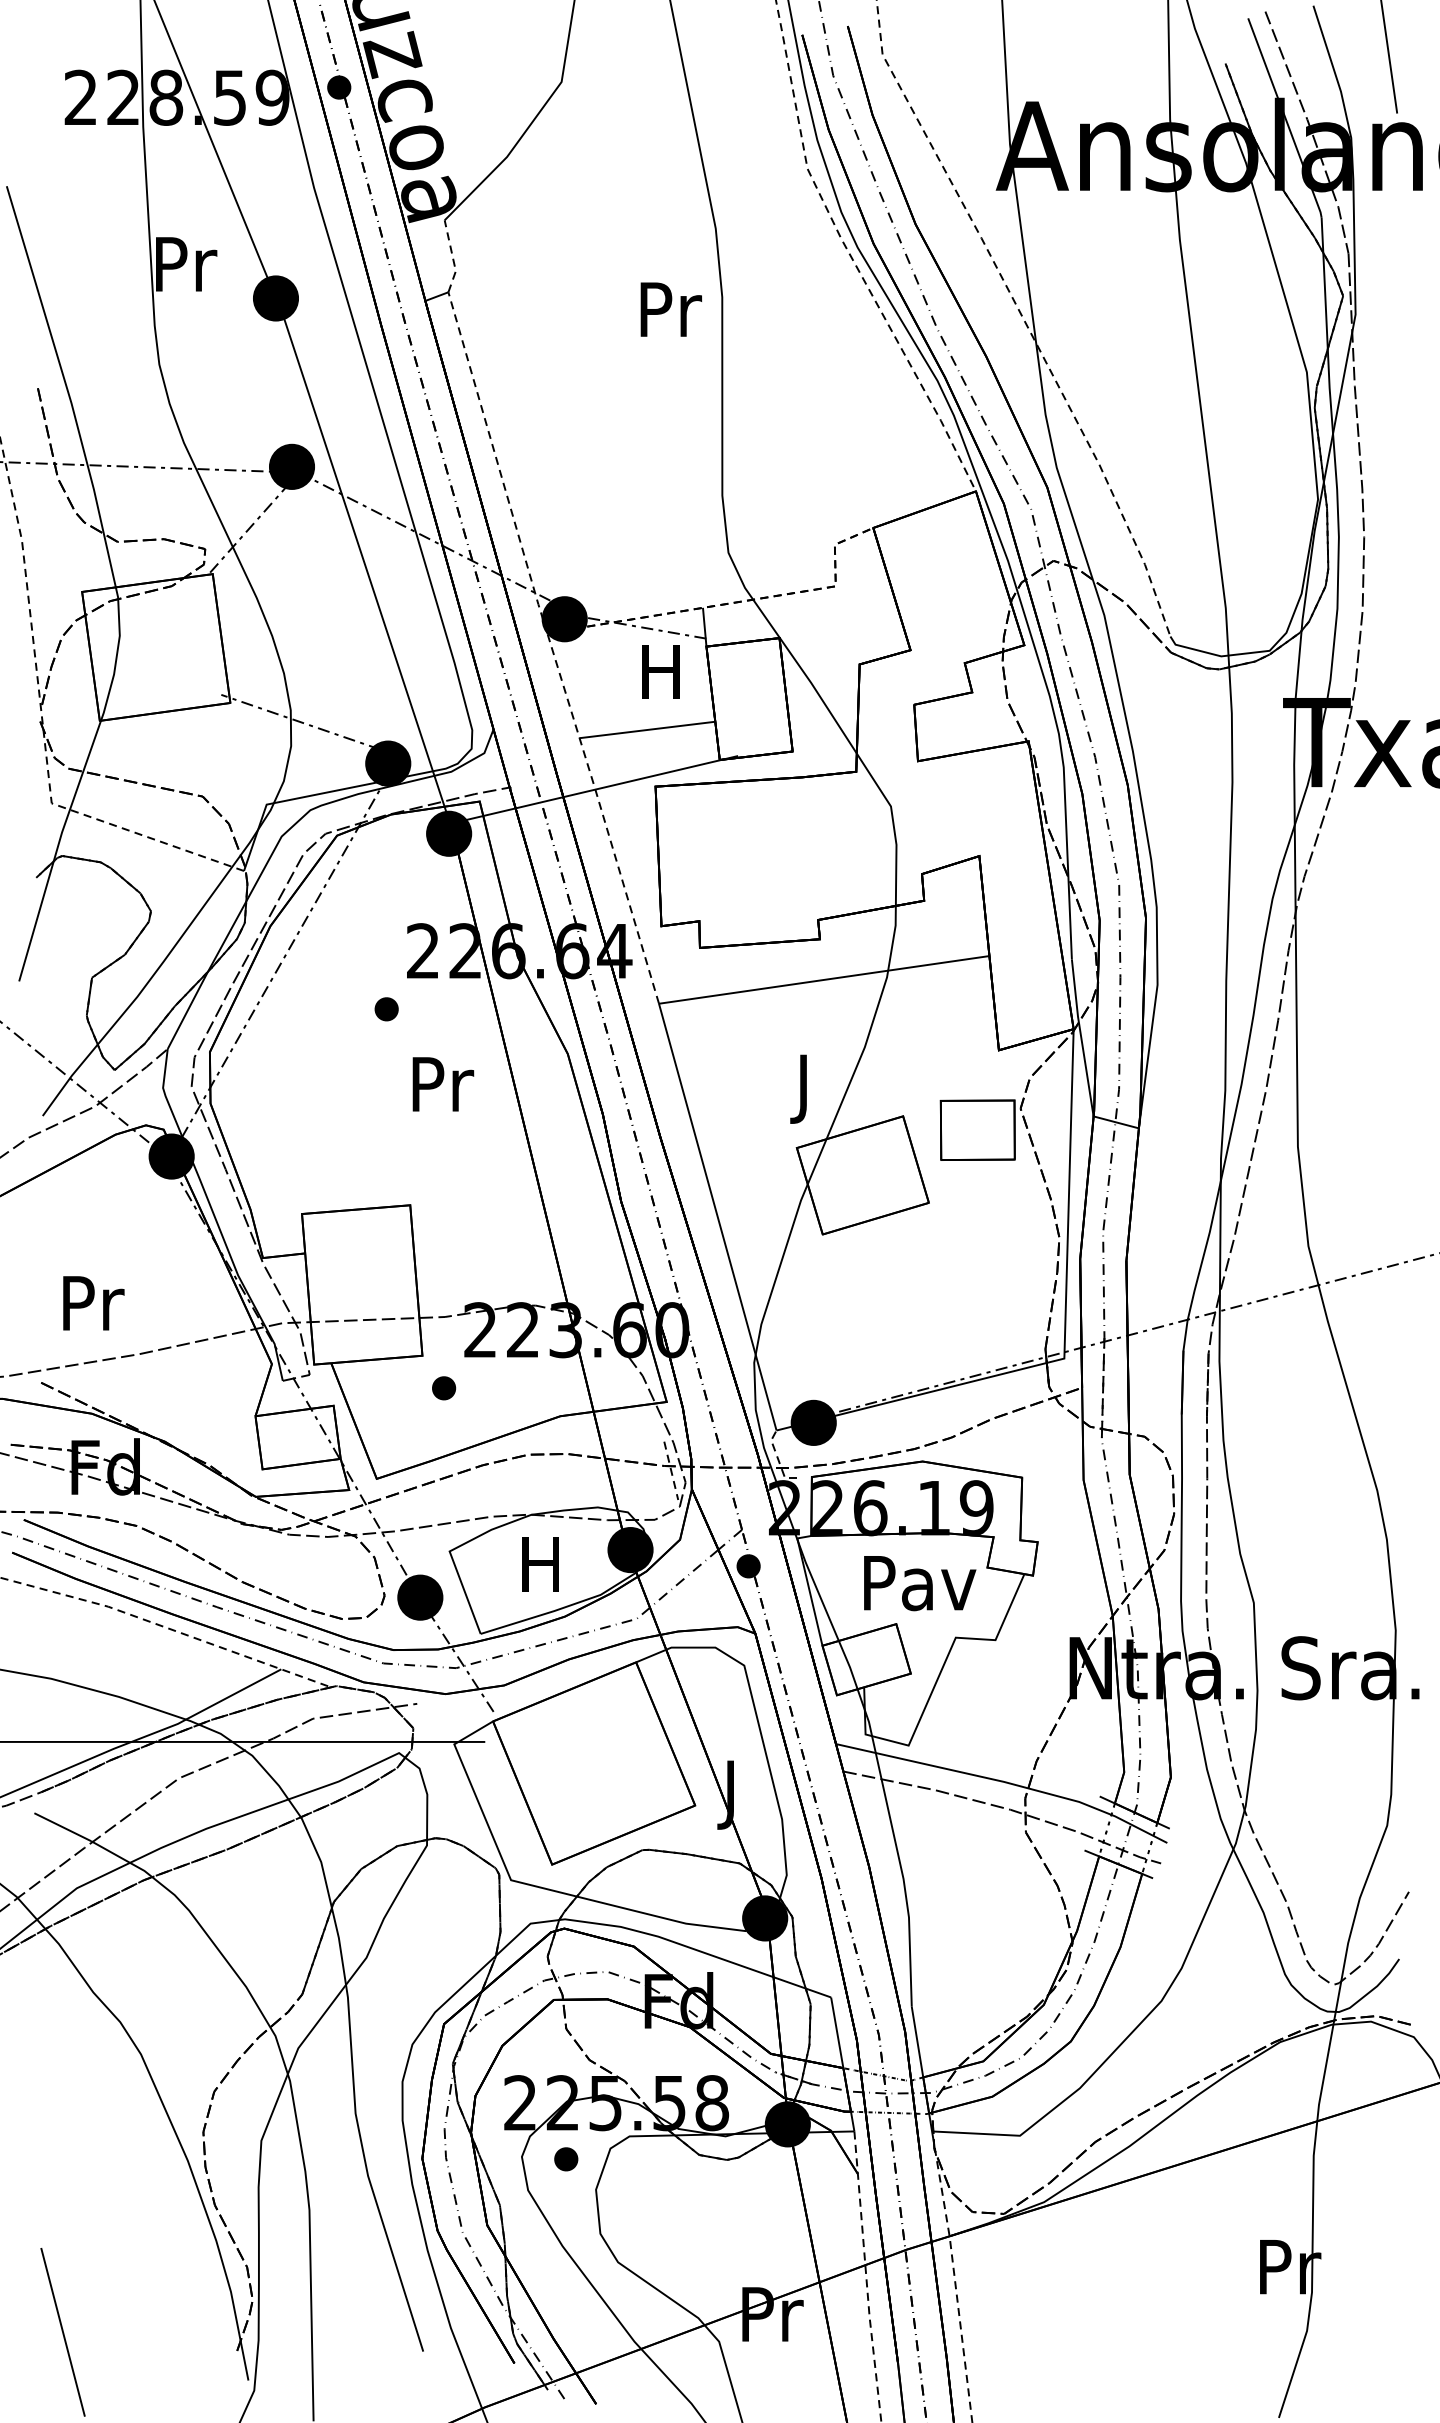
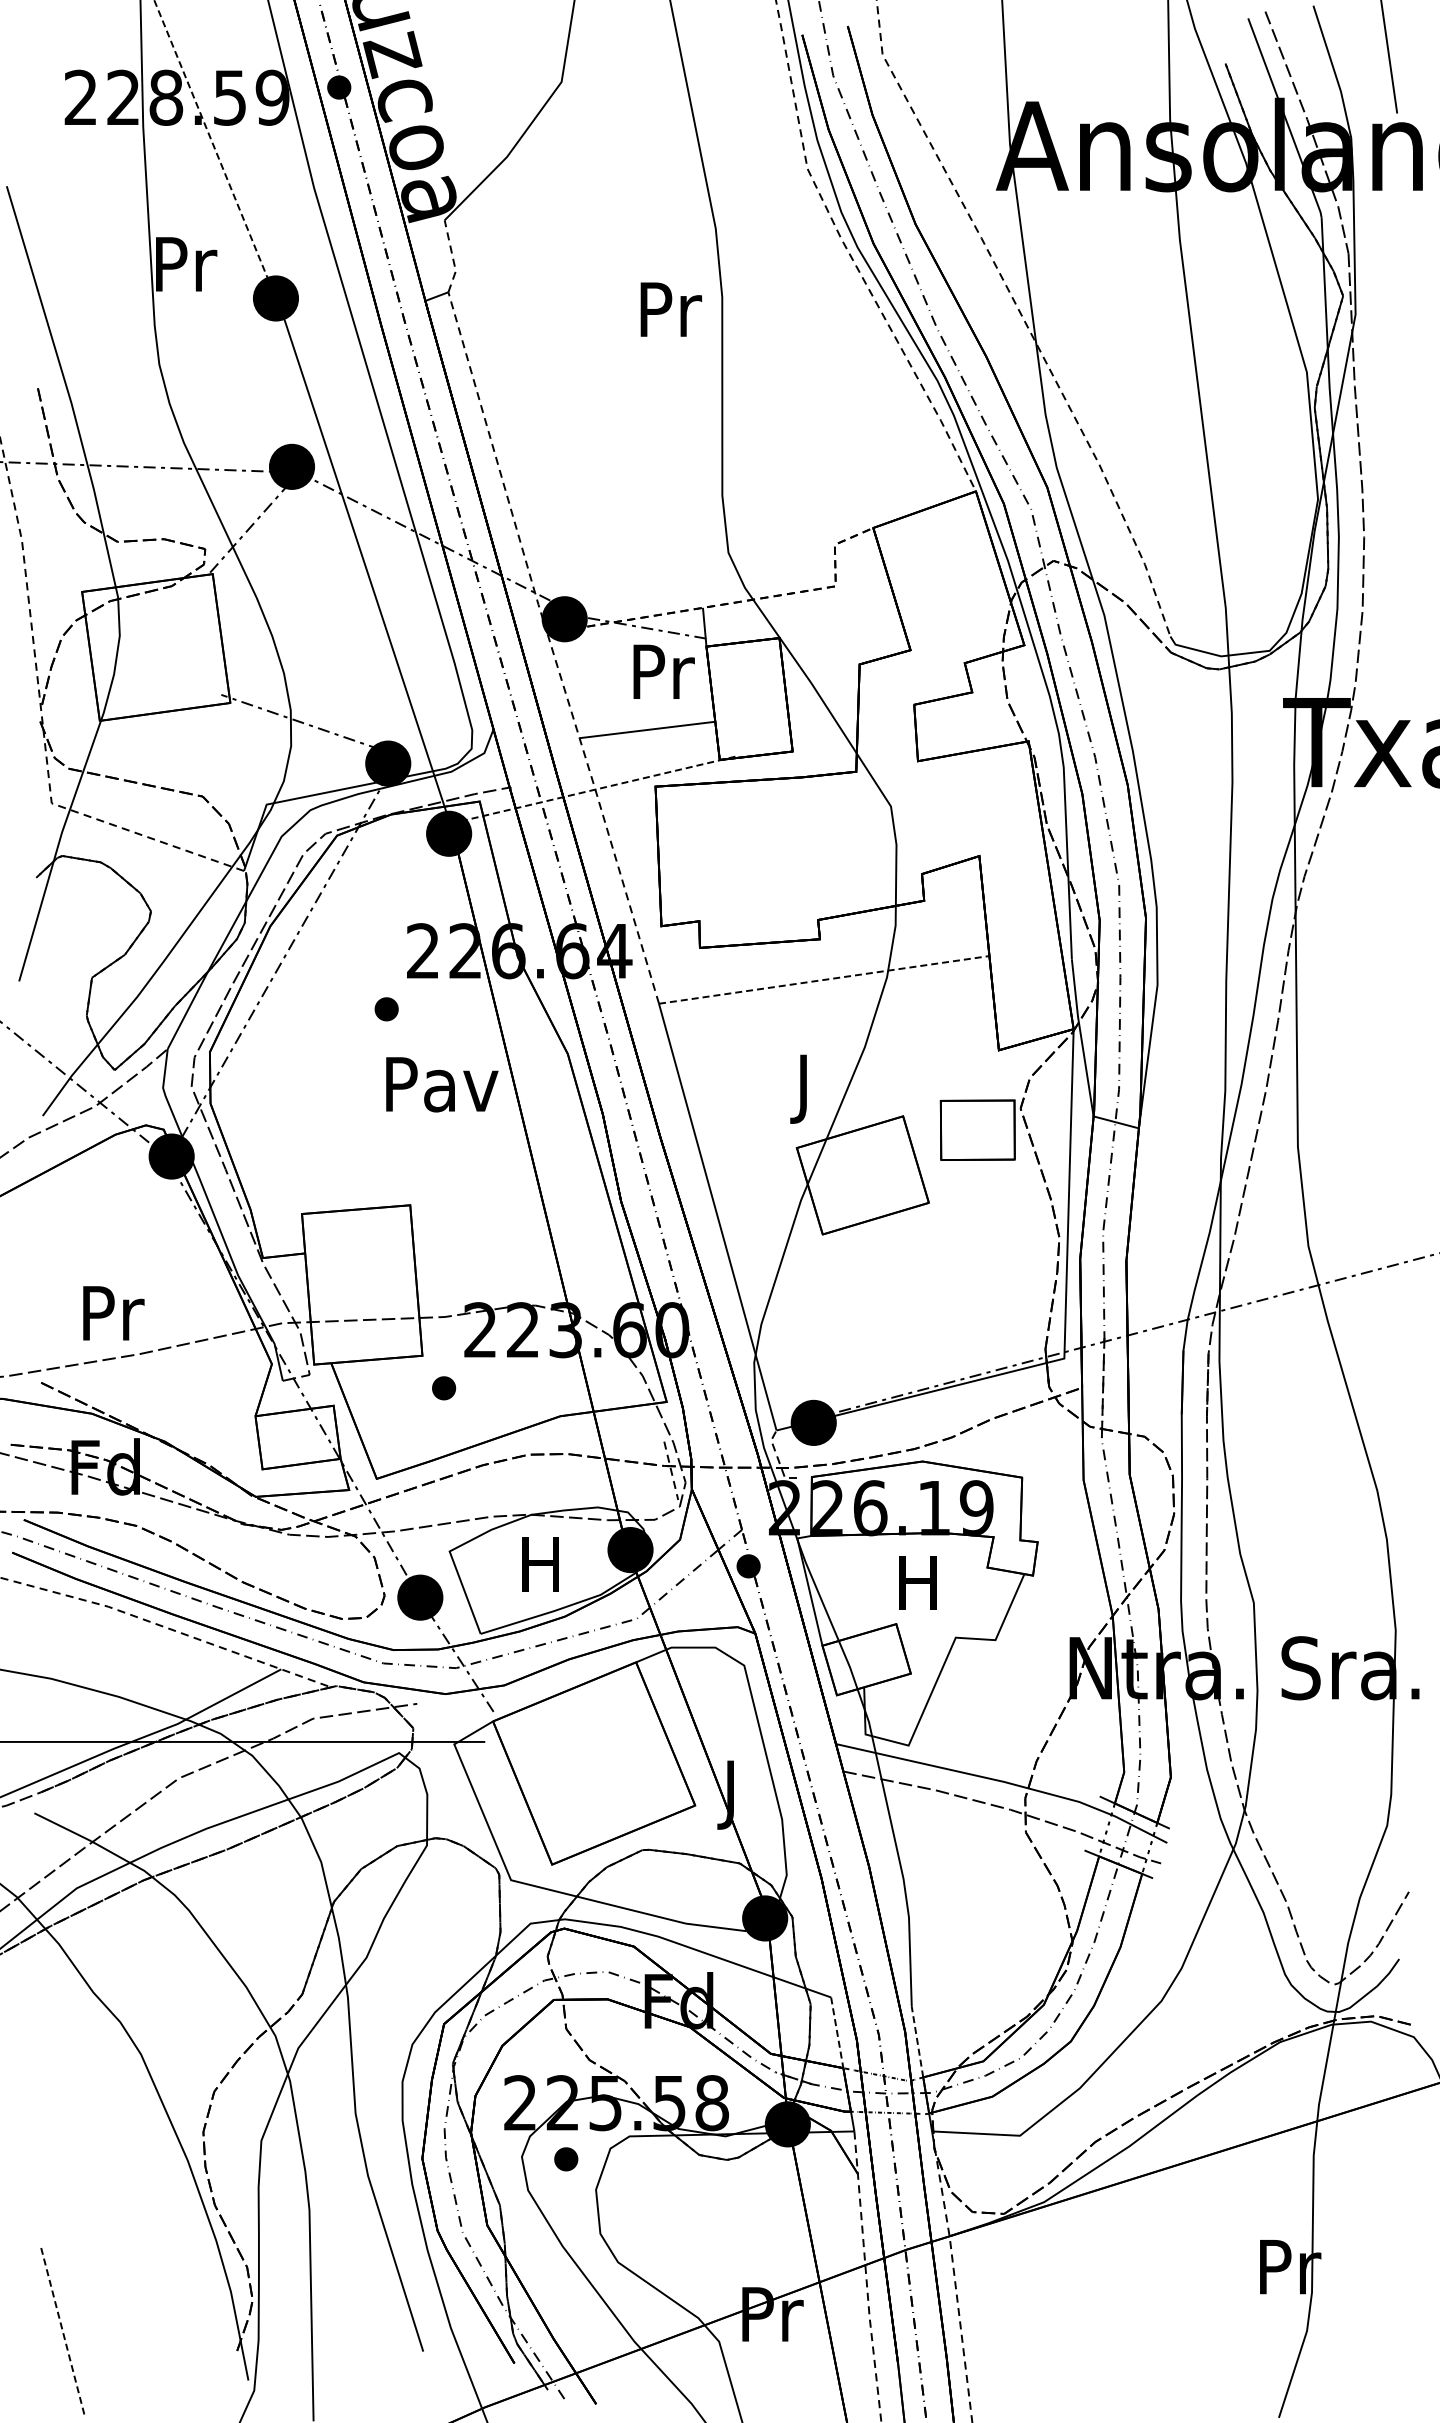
line: solid -> dashed (215, 149)
text: H -> Pr (663, 671)
line: solid -> dashed (594, 789)
line: solid -> dashed (824, 979)
text: Pr -> Pav (442, 1084)
text position: (93, 1303) -> (113, 1313) (113, 1313)
text: Pav -> H (920, 1583)
line: solid -> dashed (837, 2032)
line: solid -> dashed (917, 2042)
line: solid -> dashed (63, 2332)
